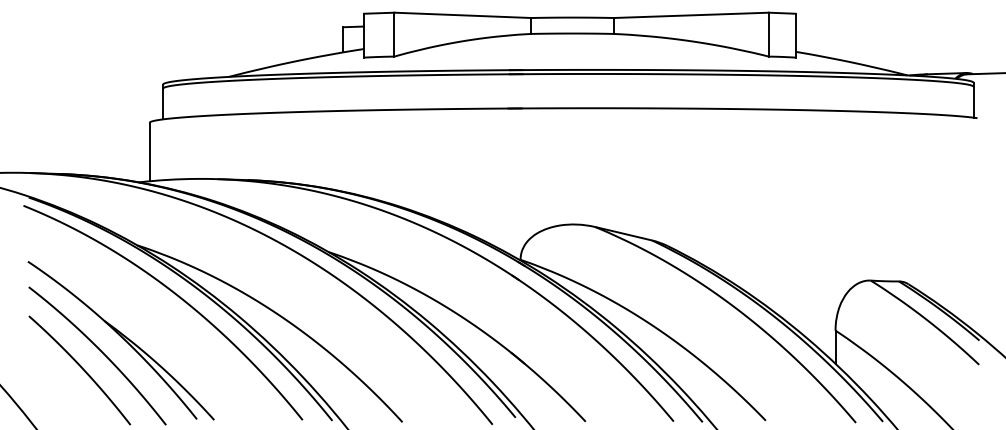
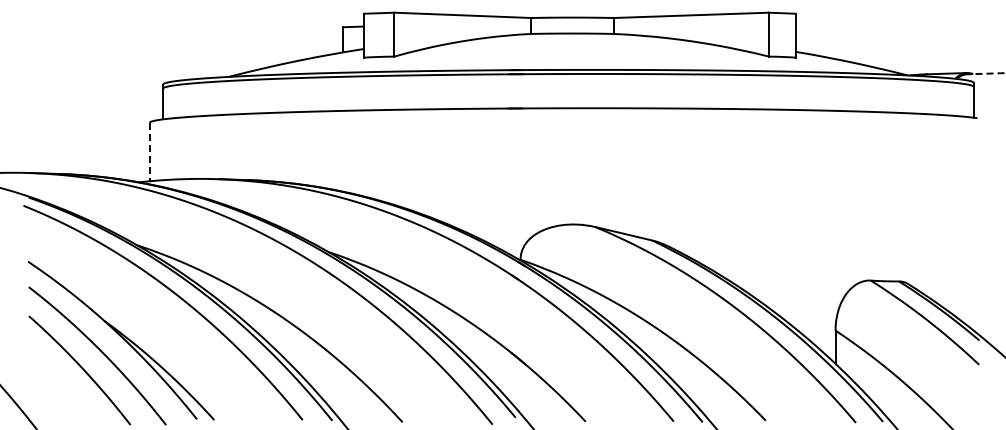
line: solid -> dashed (986, 73)
line: solid -> dashed (149, 152)
